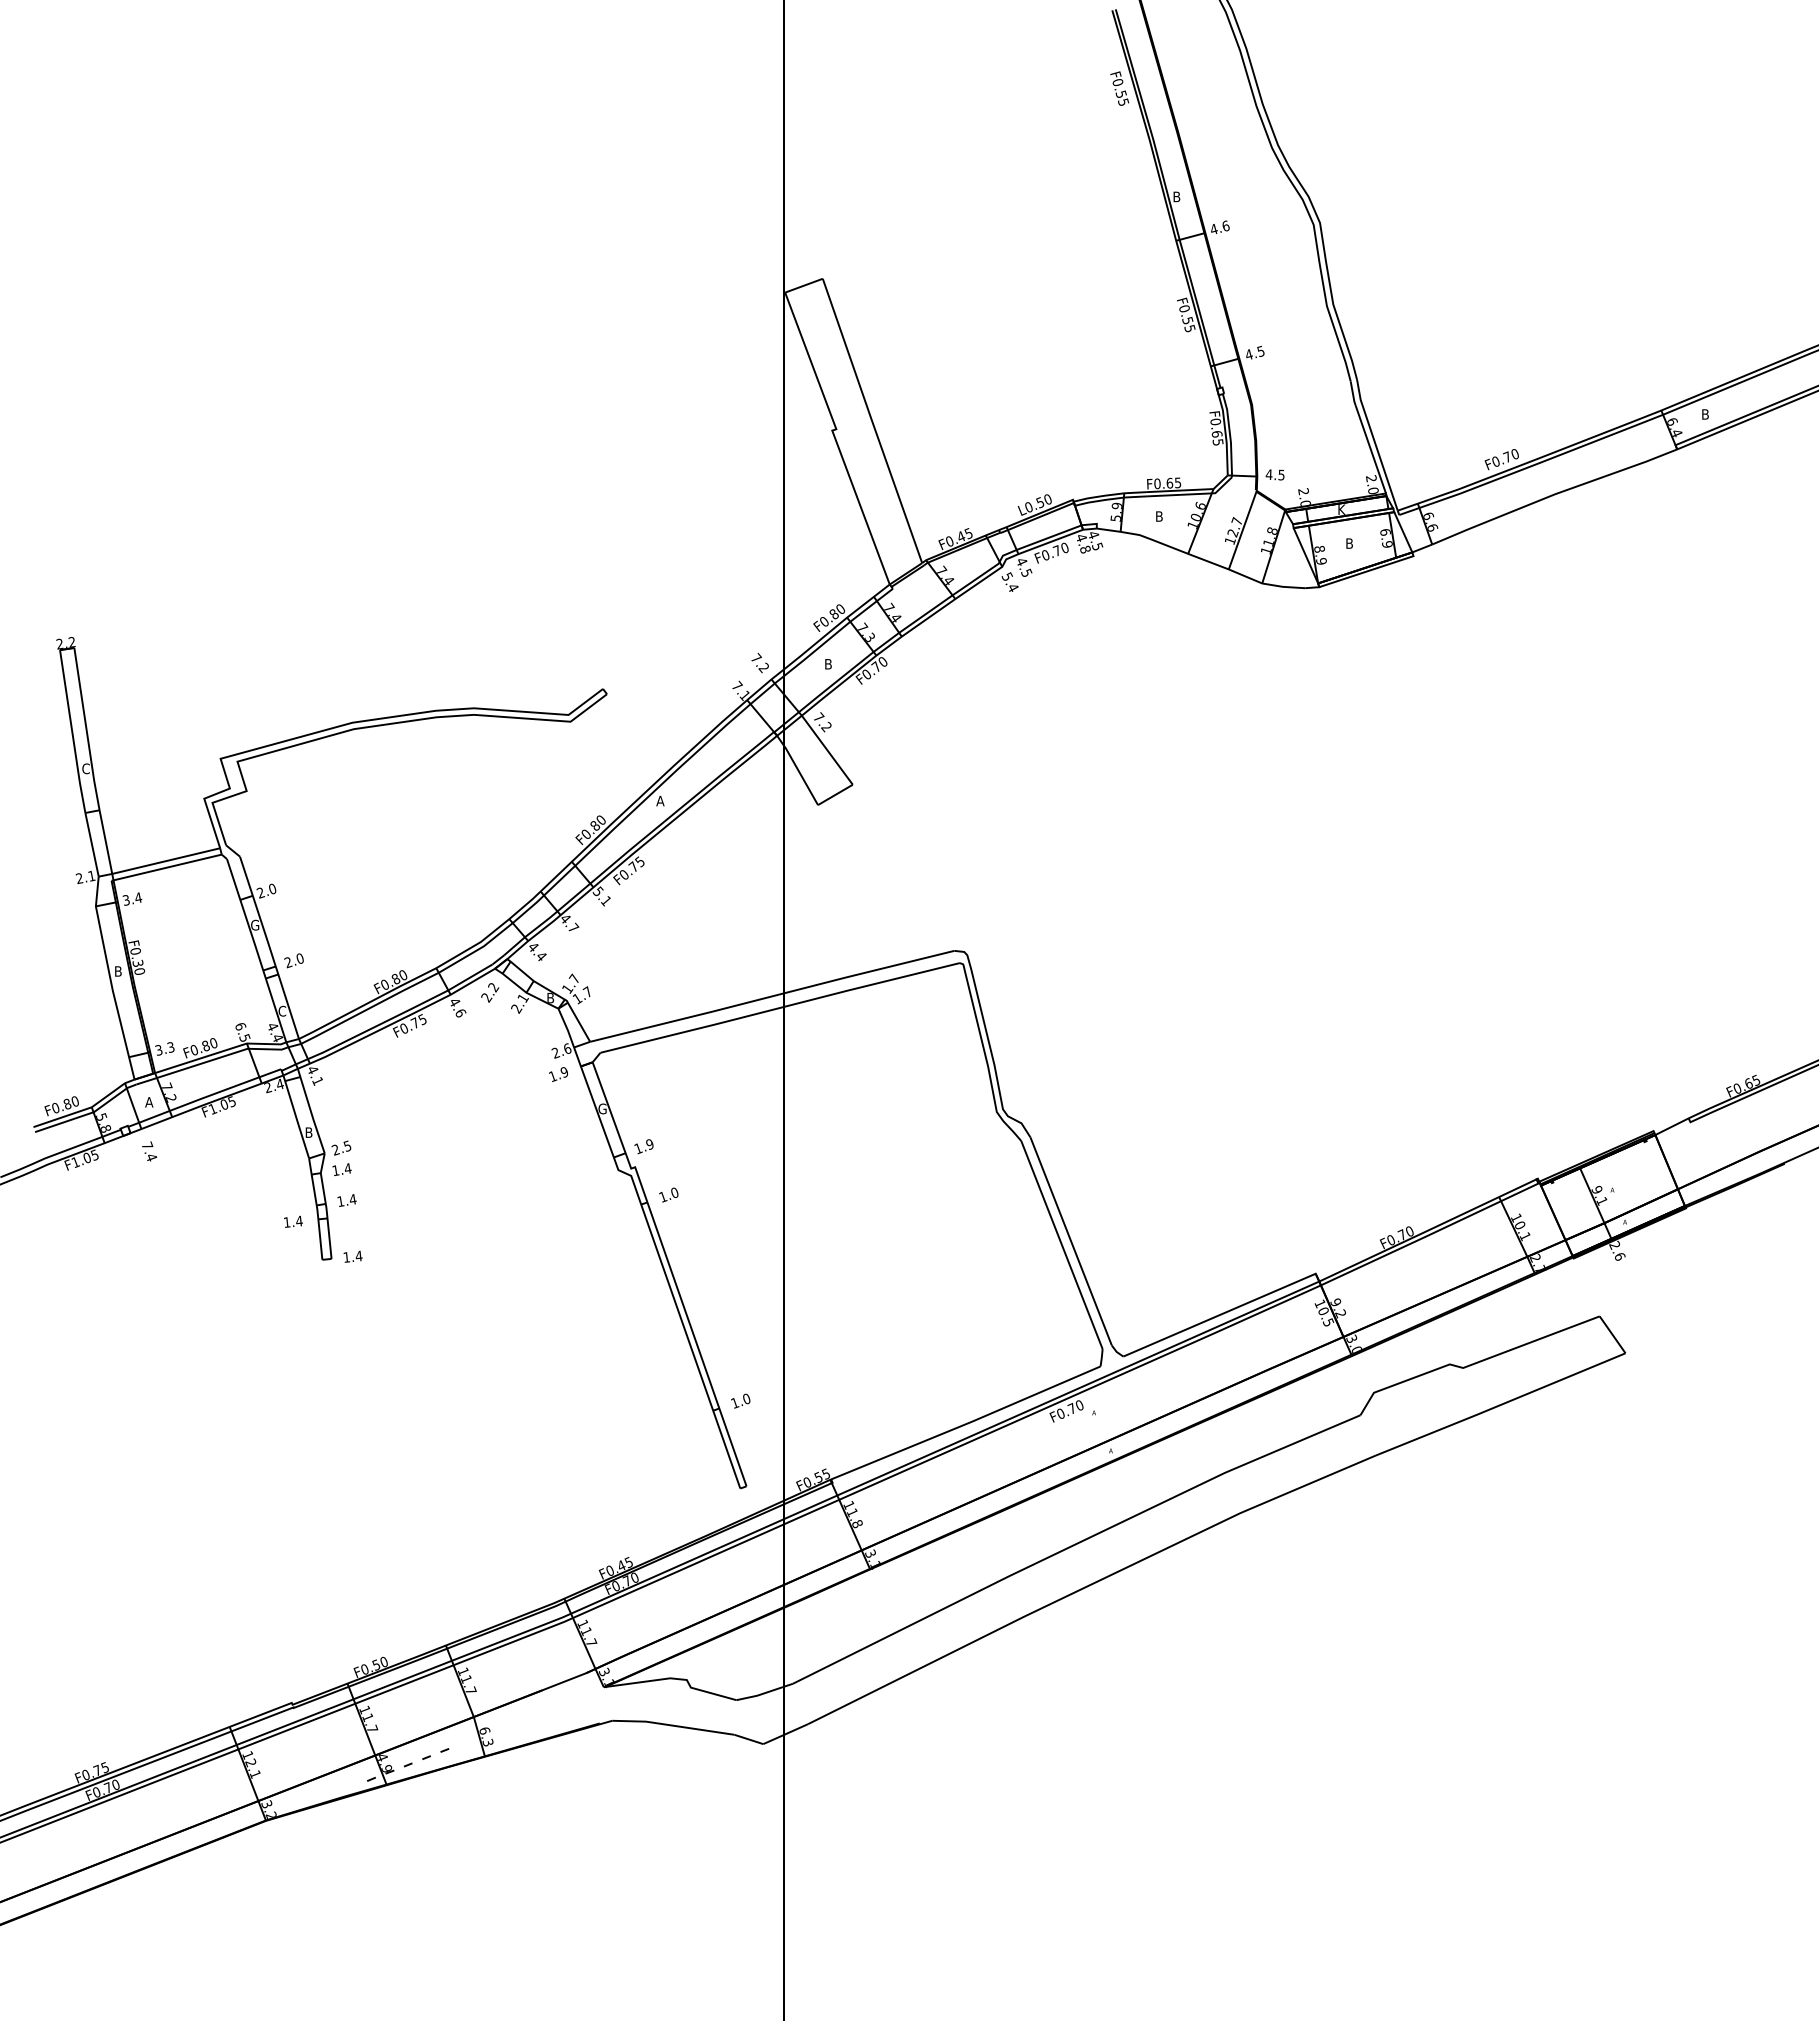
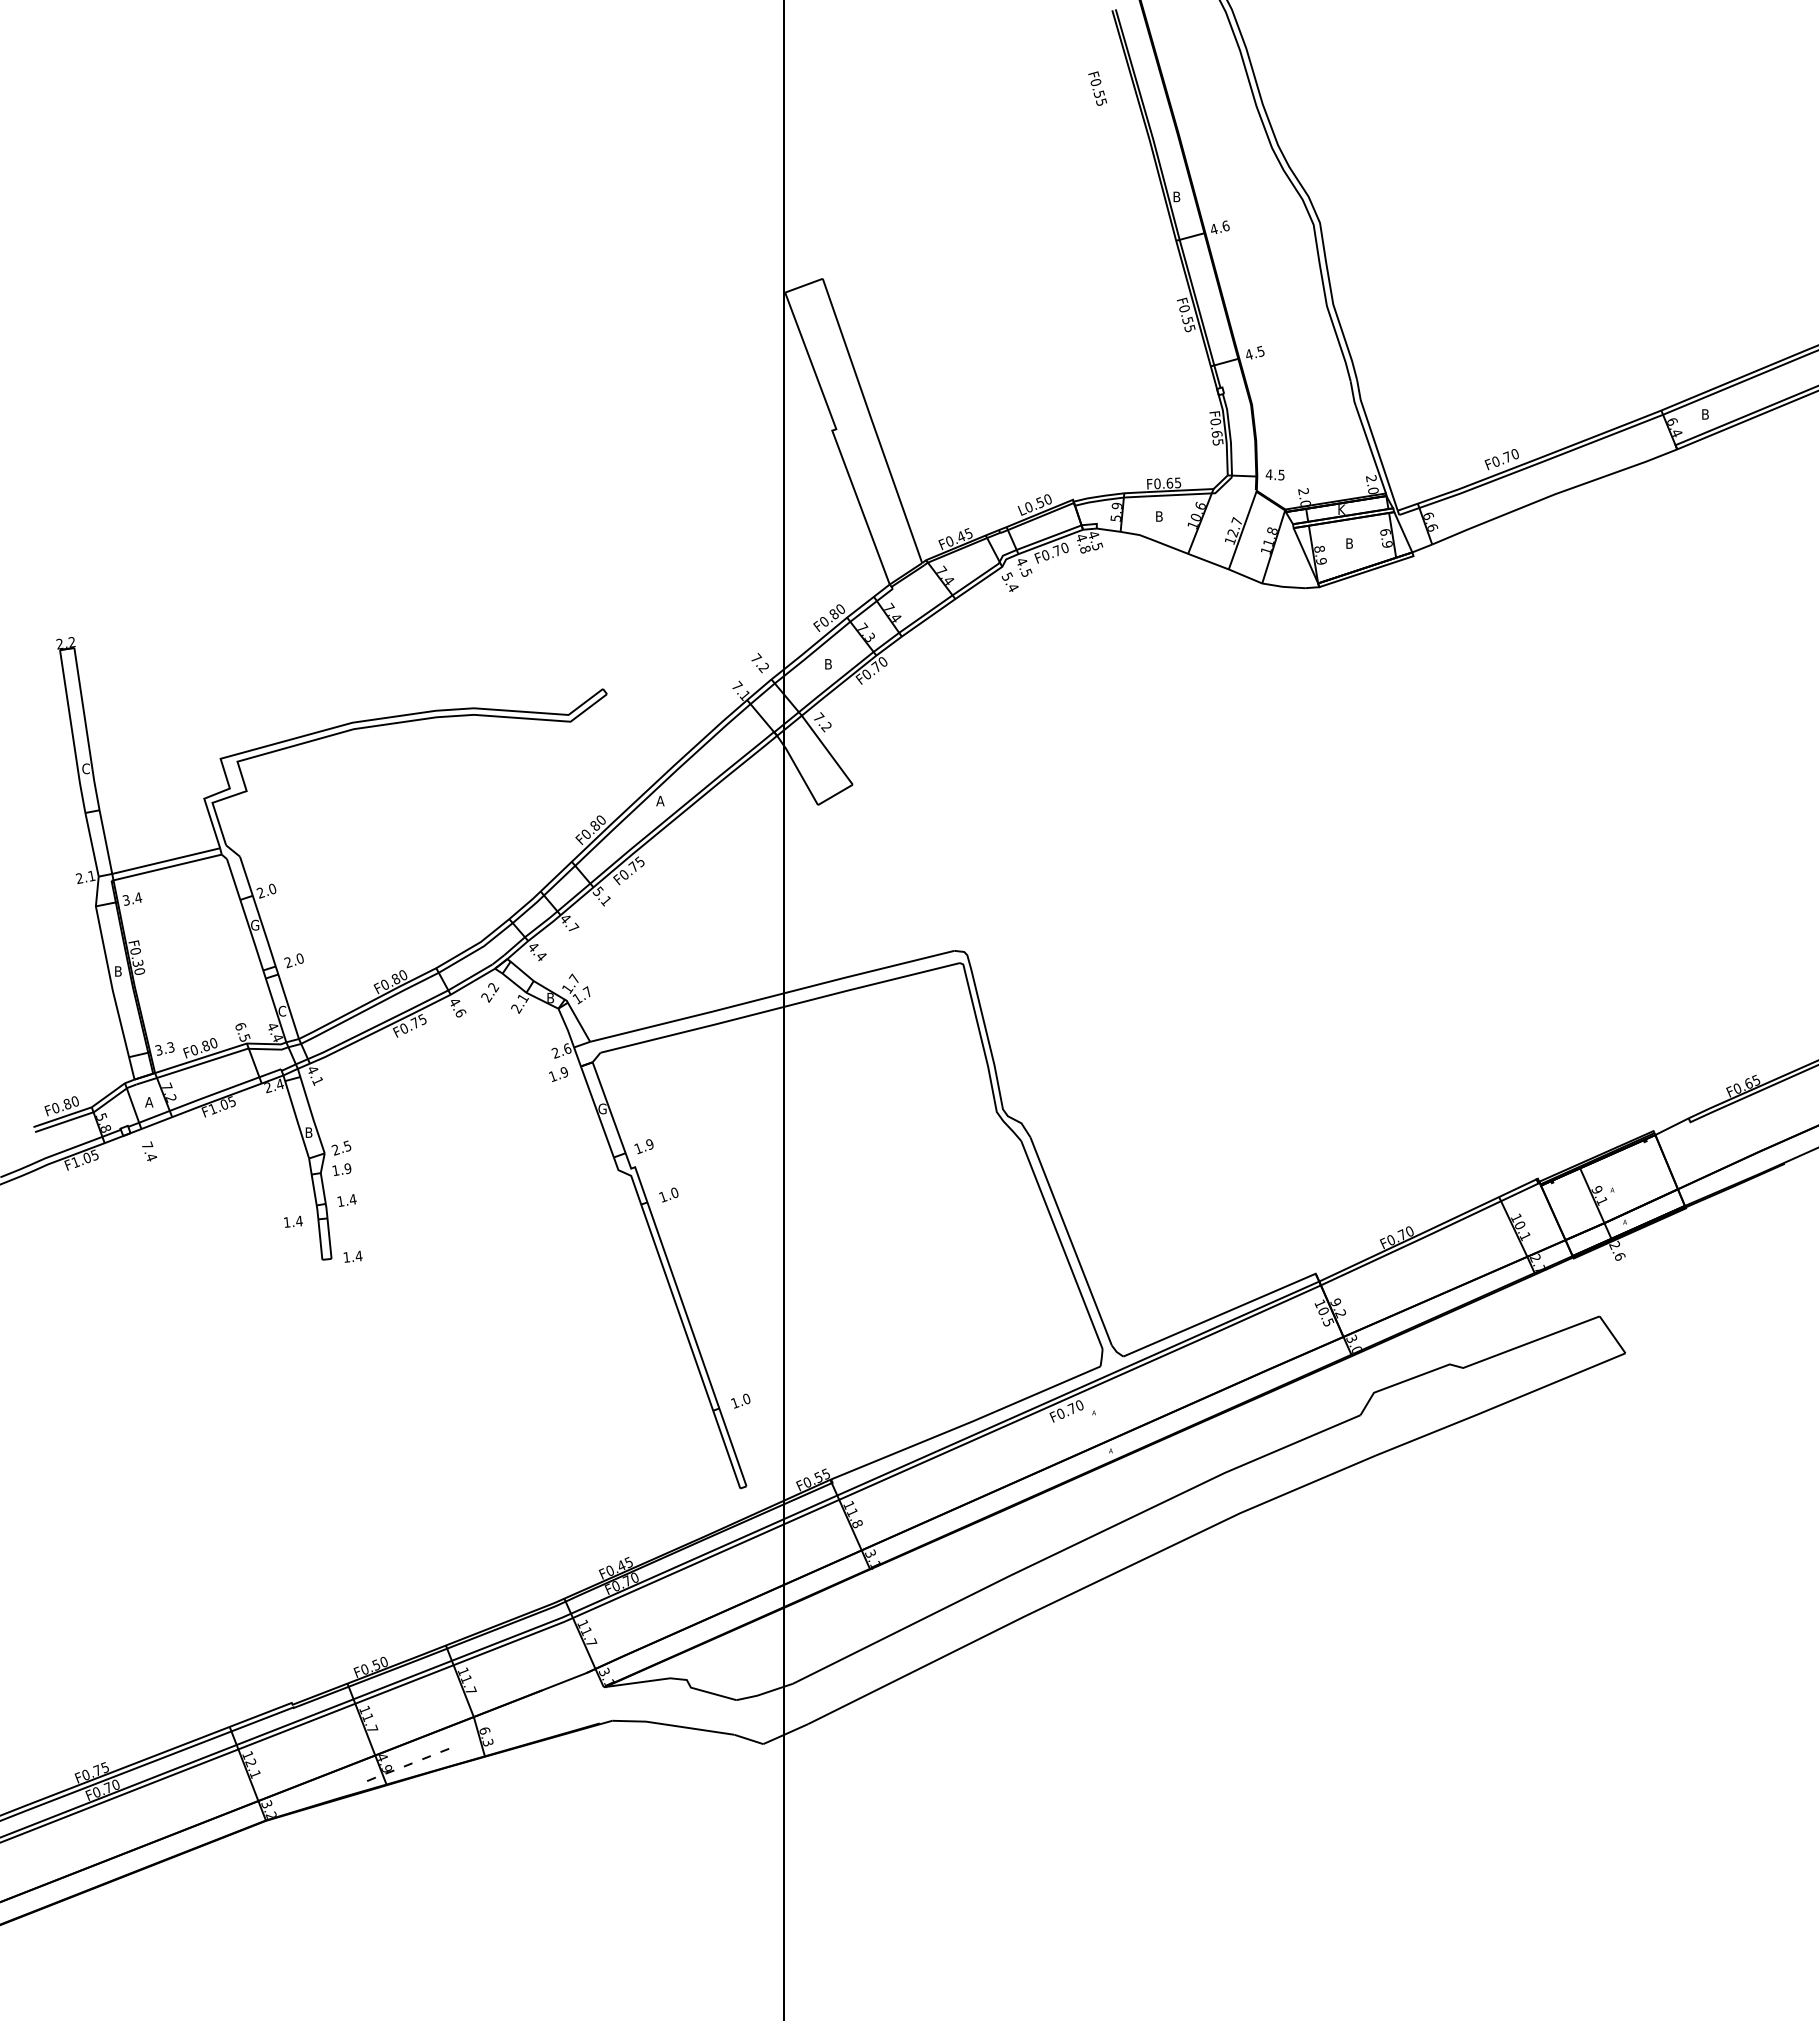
text position: (1119, 88) -> (1097, 88) (1097, 88)
text: 1.4 -> 1.9 (347, 1168)
